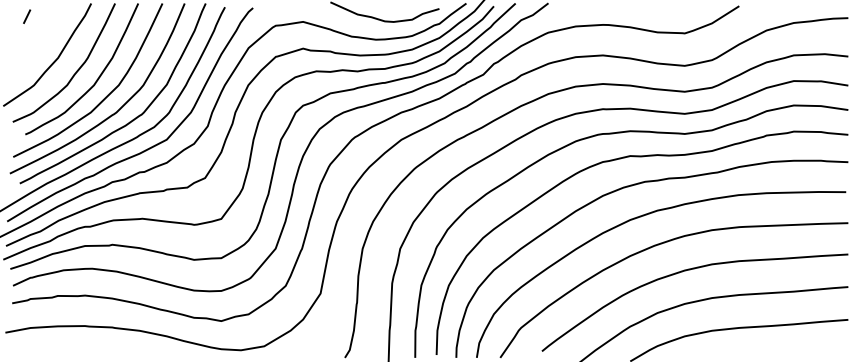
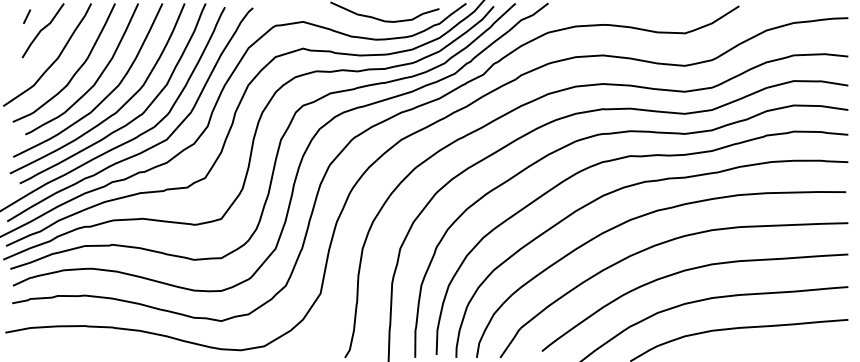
line: none -> present (42, 30)
